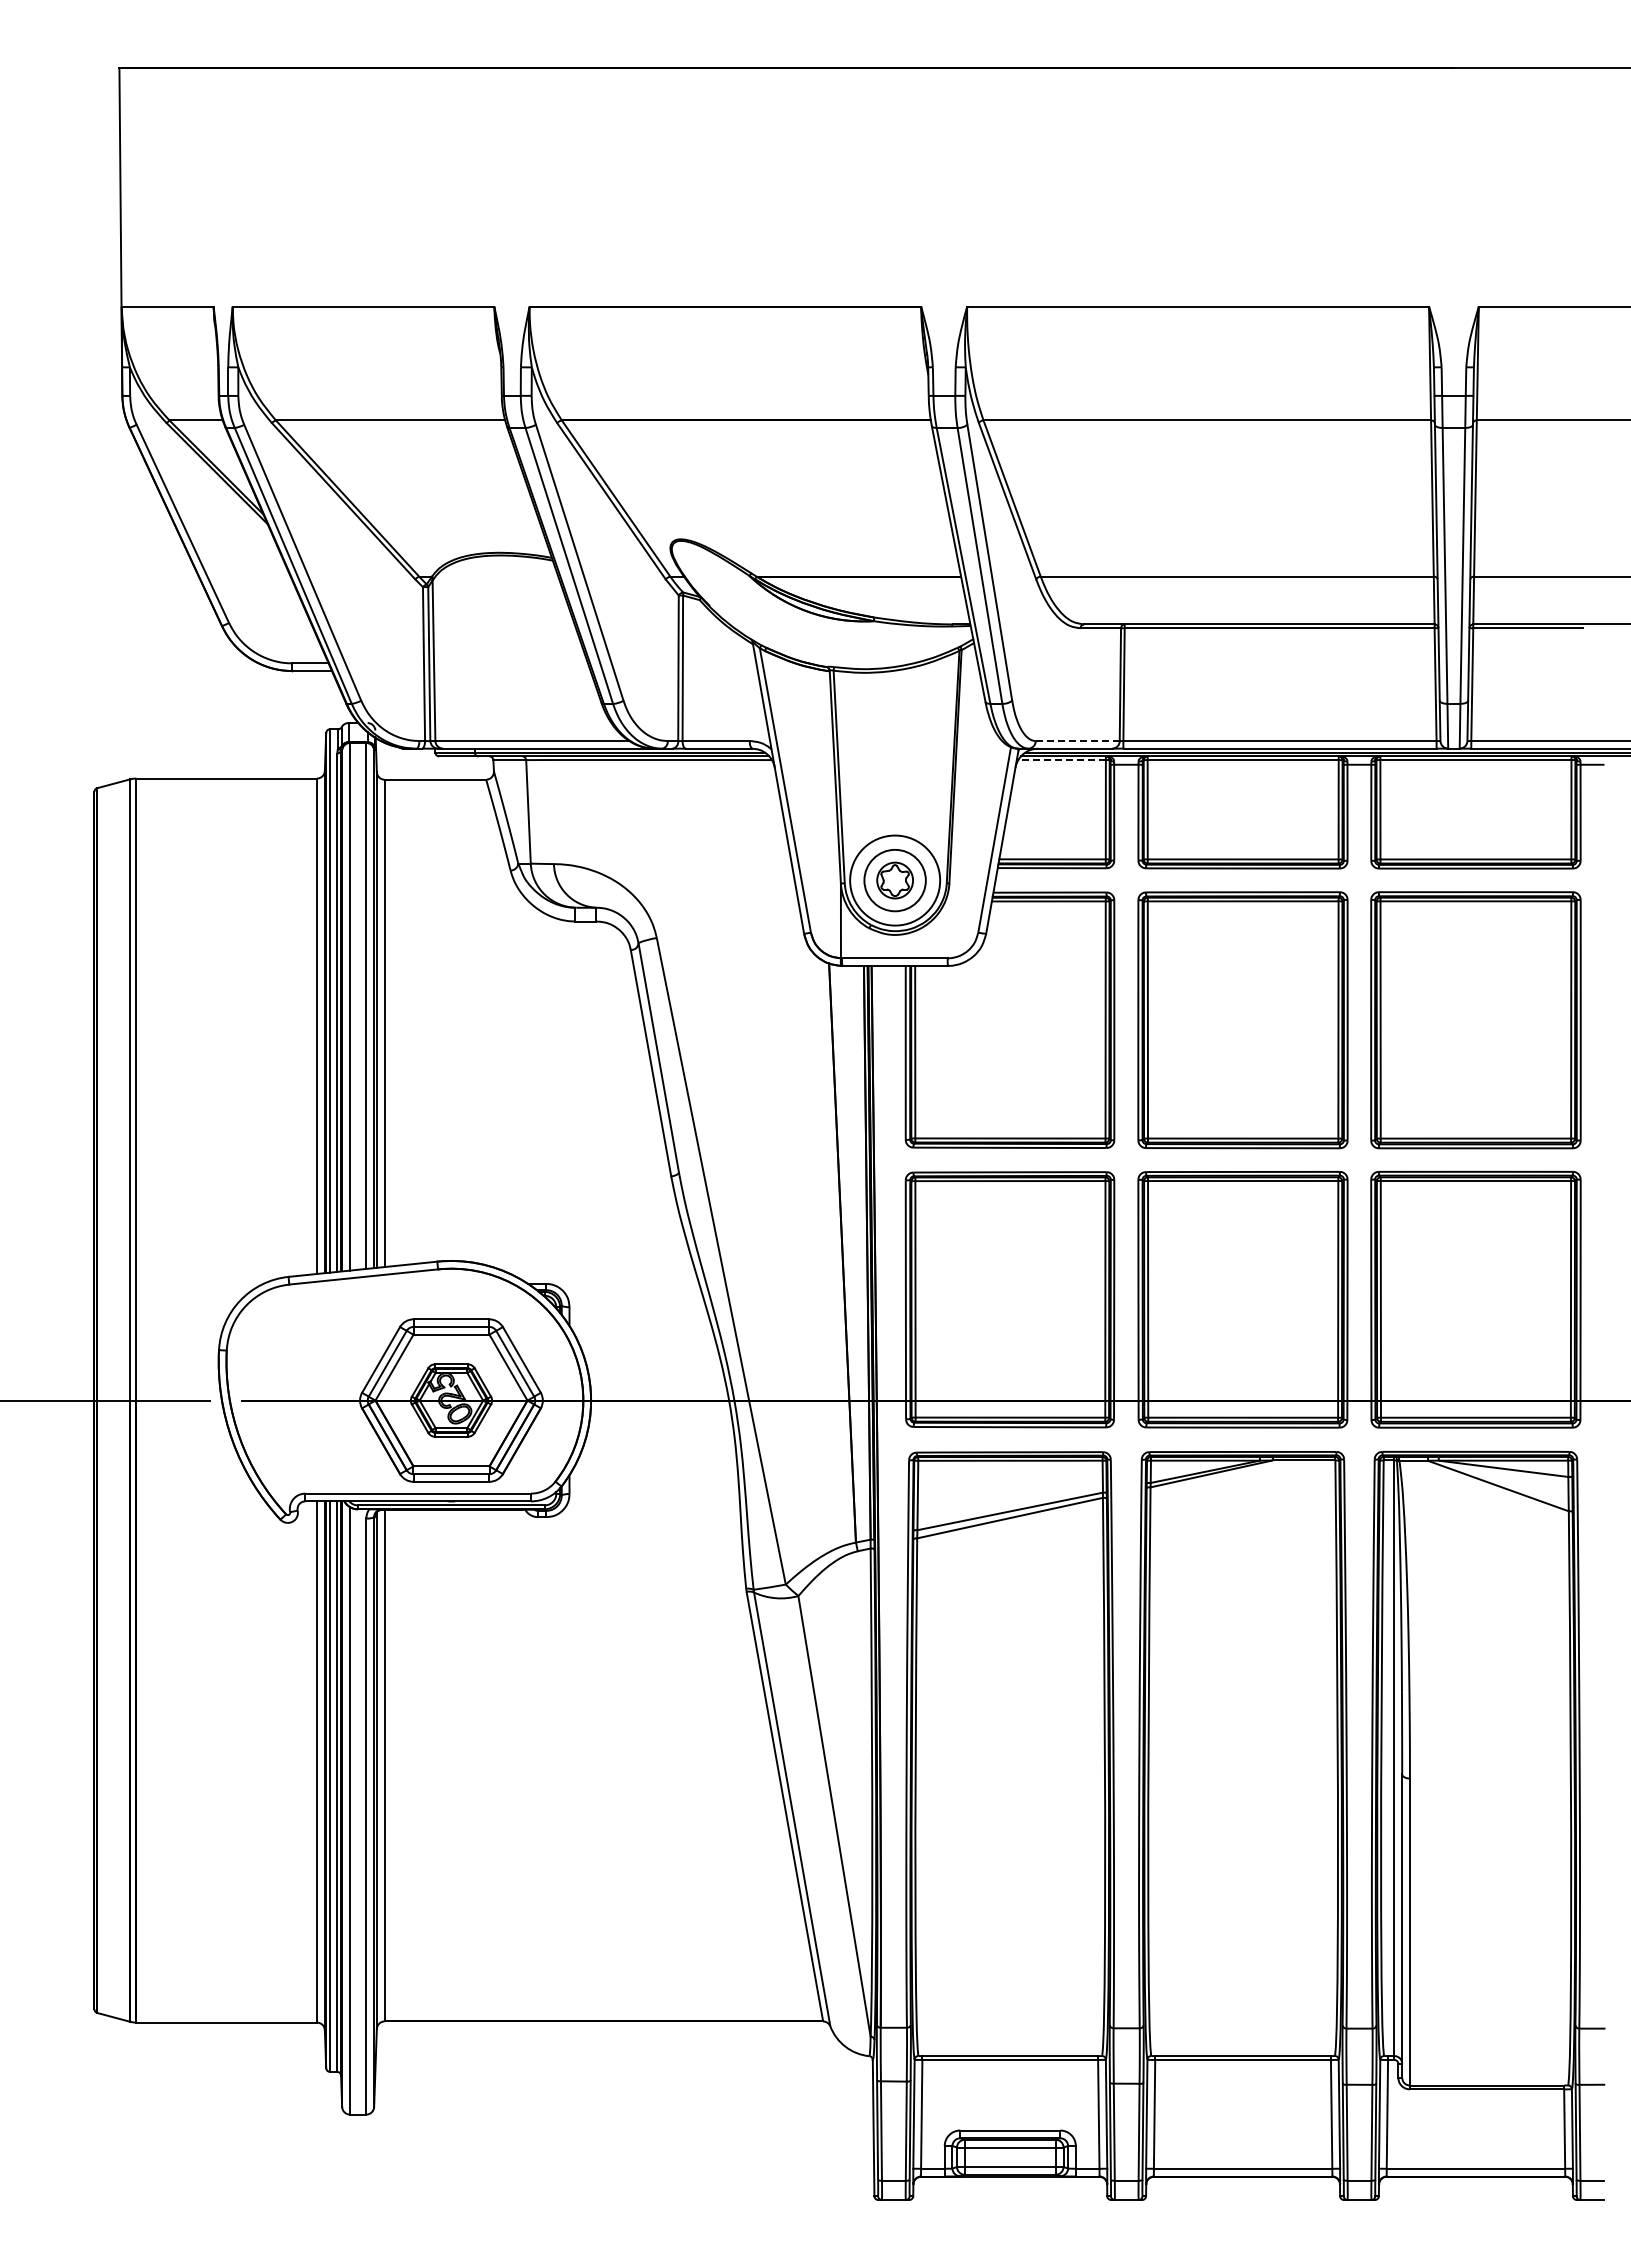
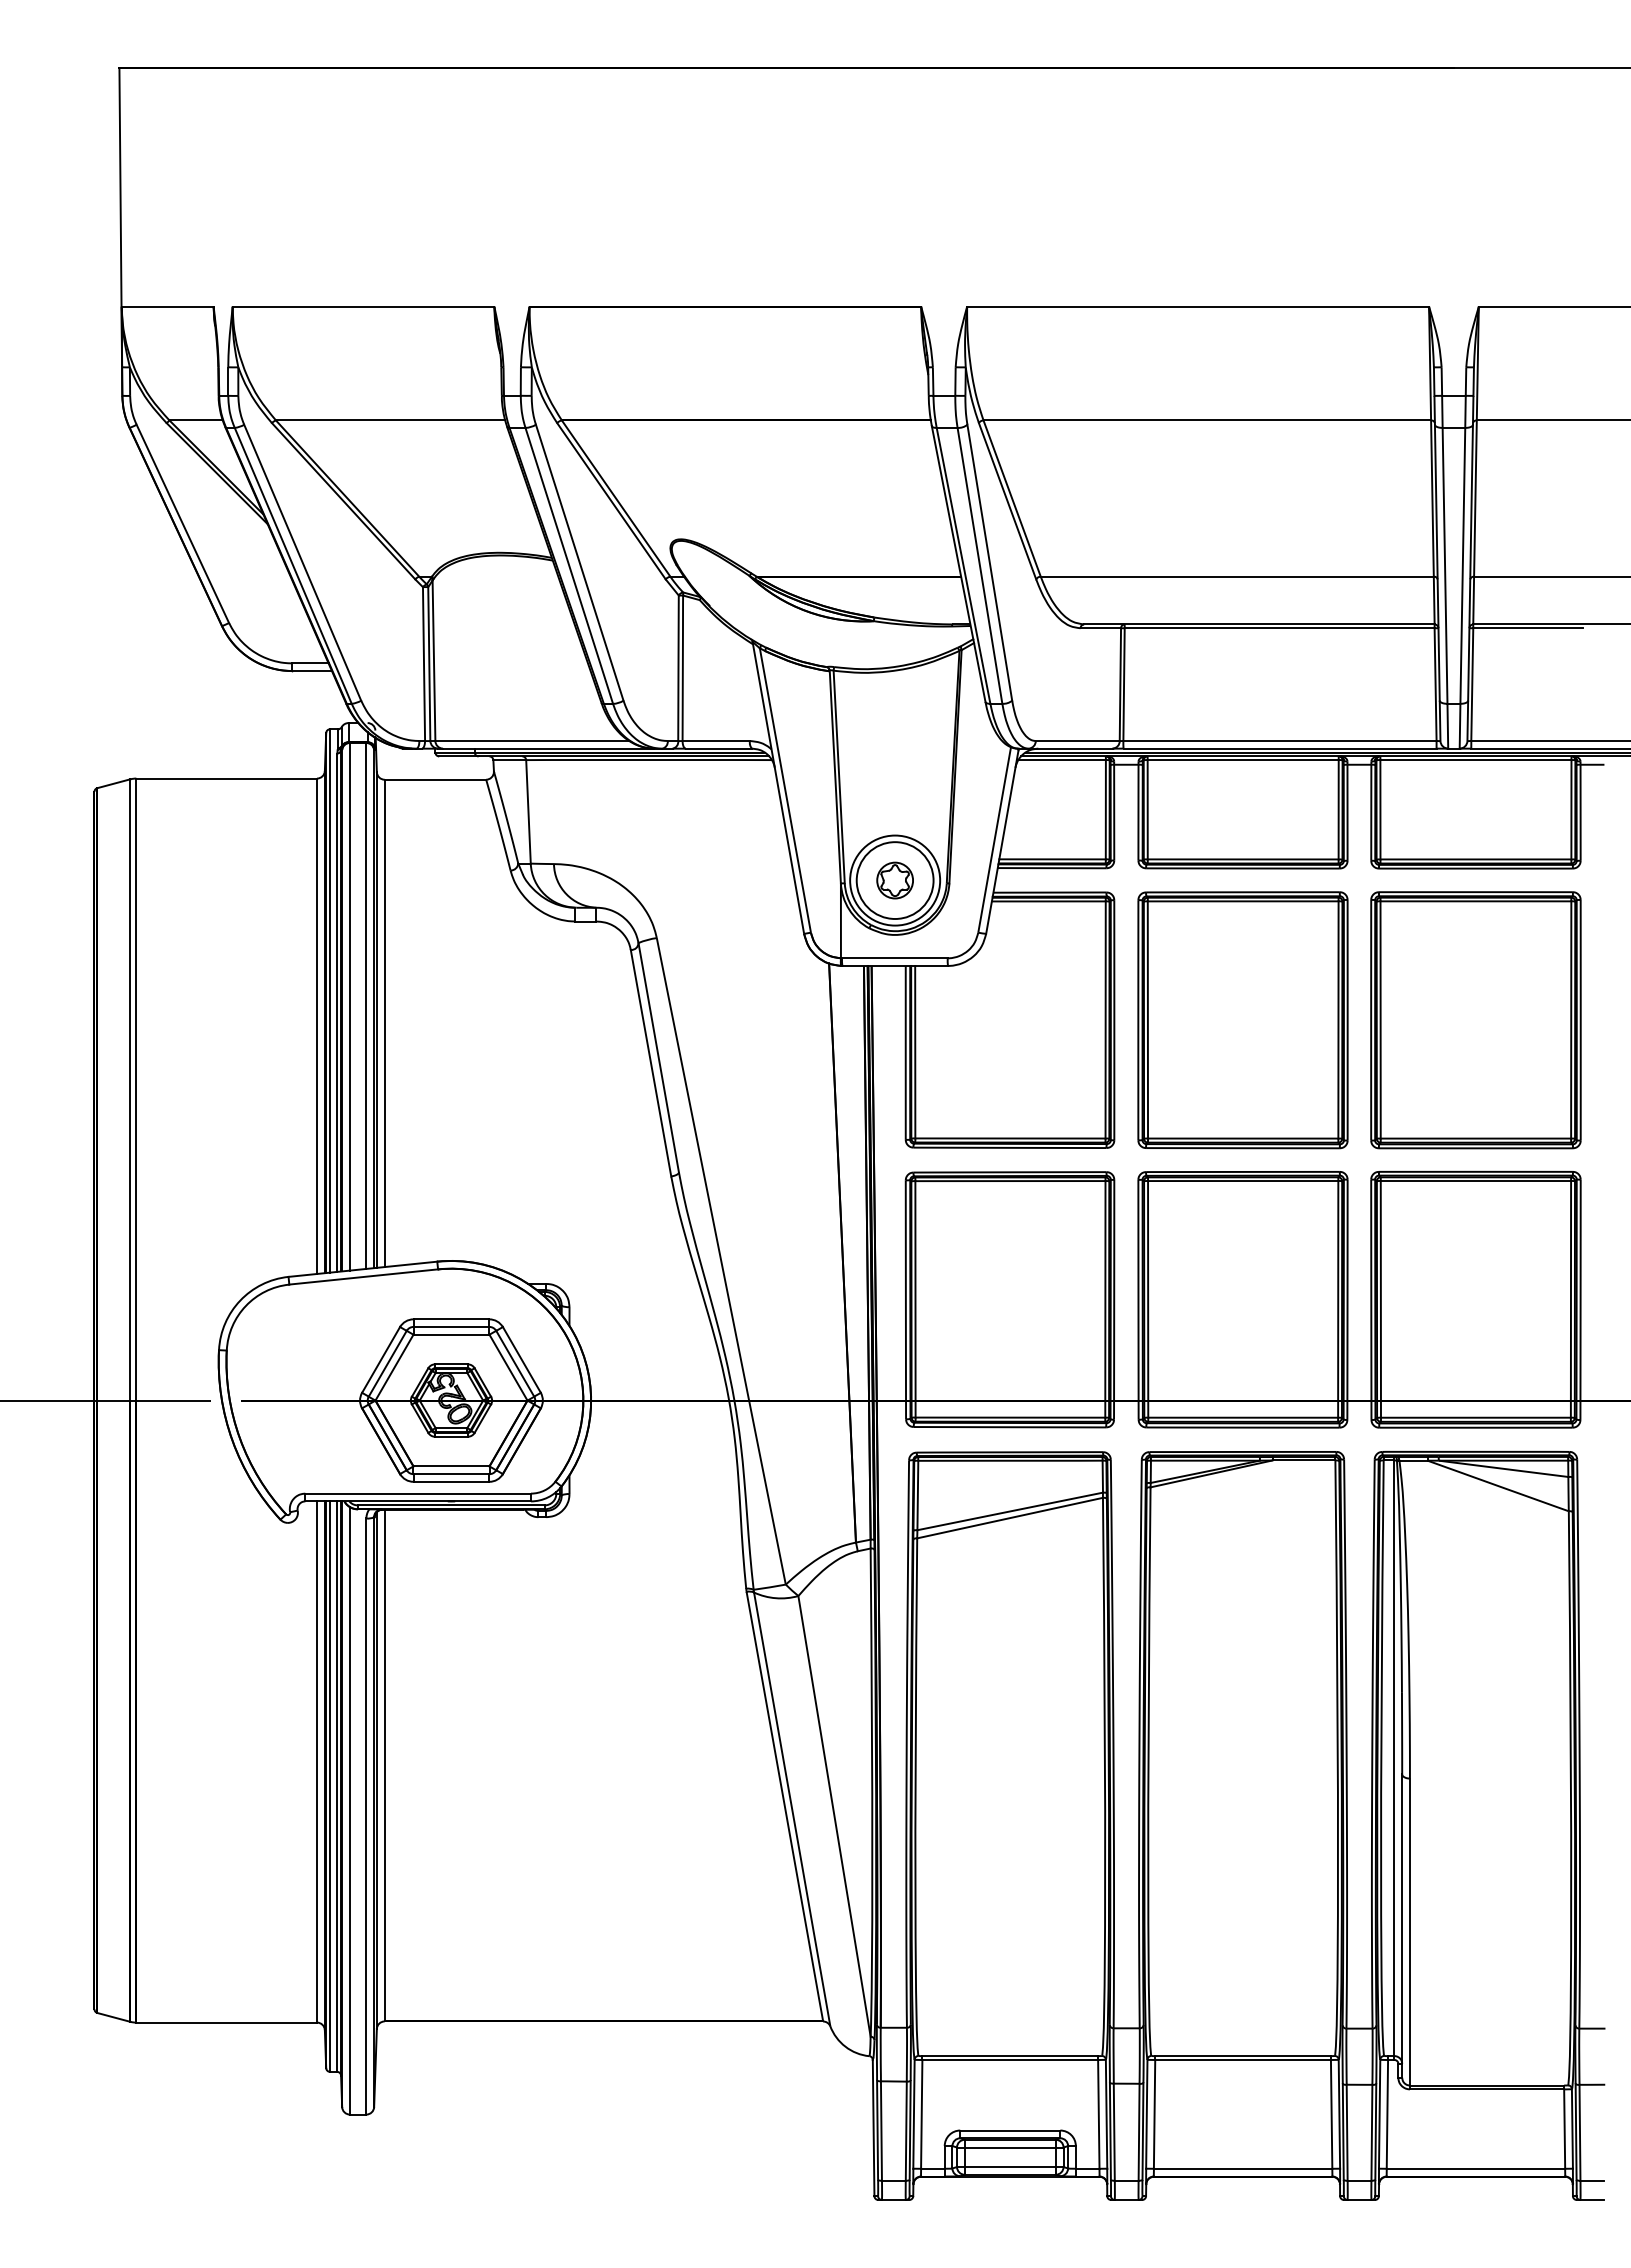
line: dashed -> solid (1077, 741)
line: dashed -> solid (1062, 760)
circle diameter: 61 px -> 77 px (894, 880)
